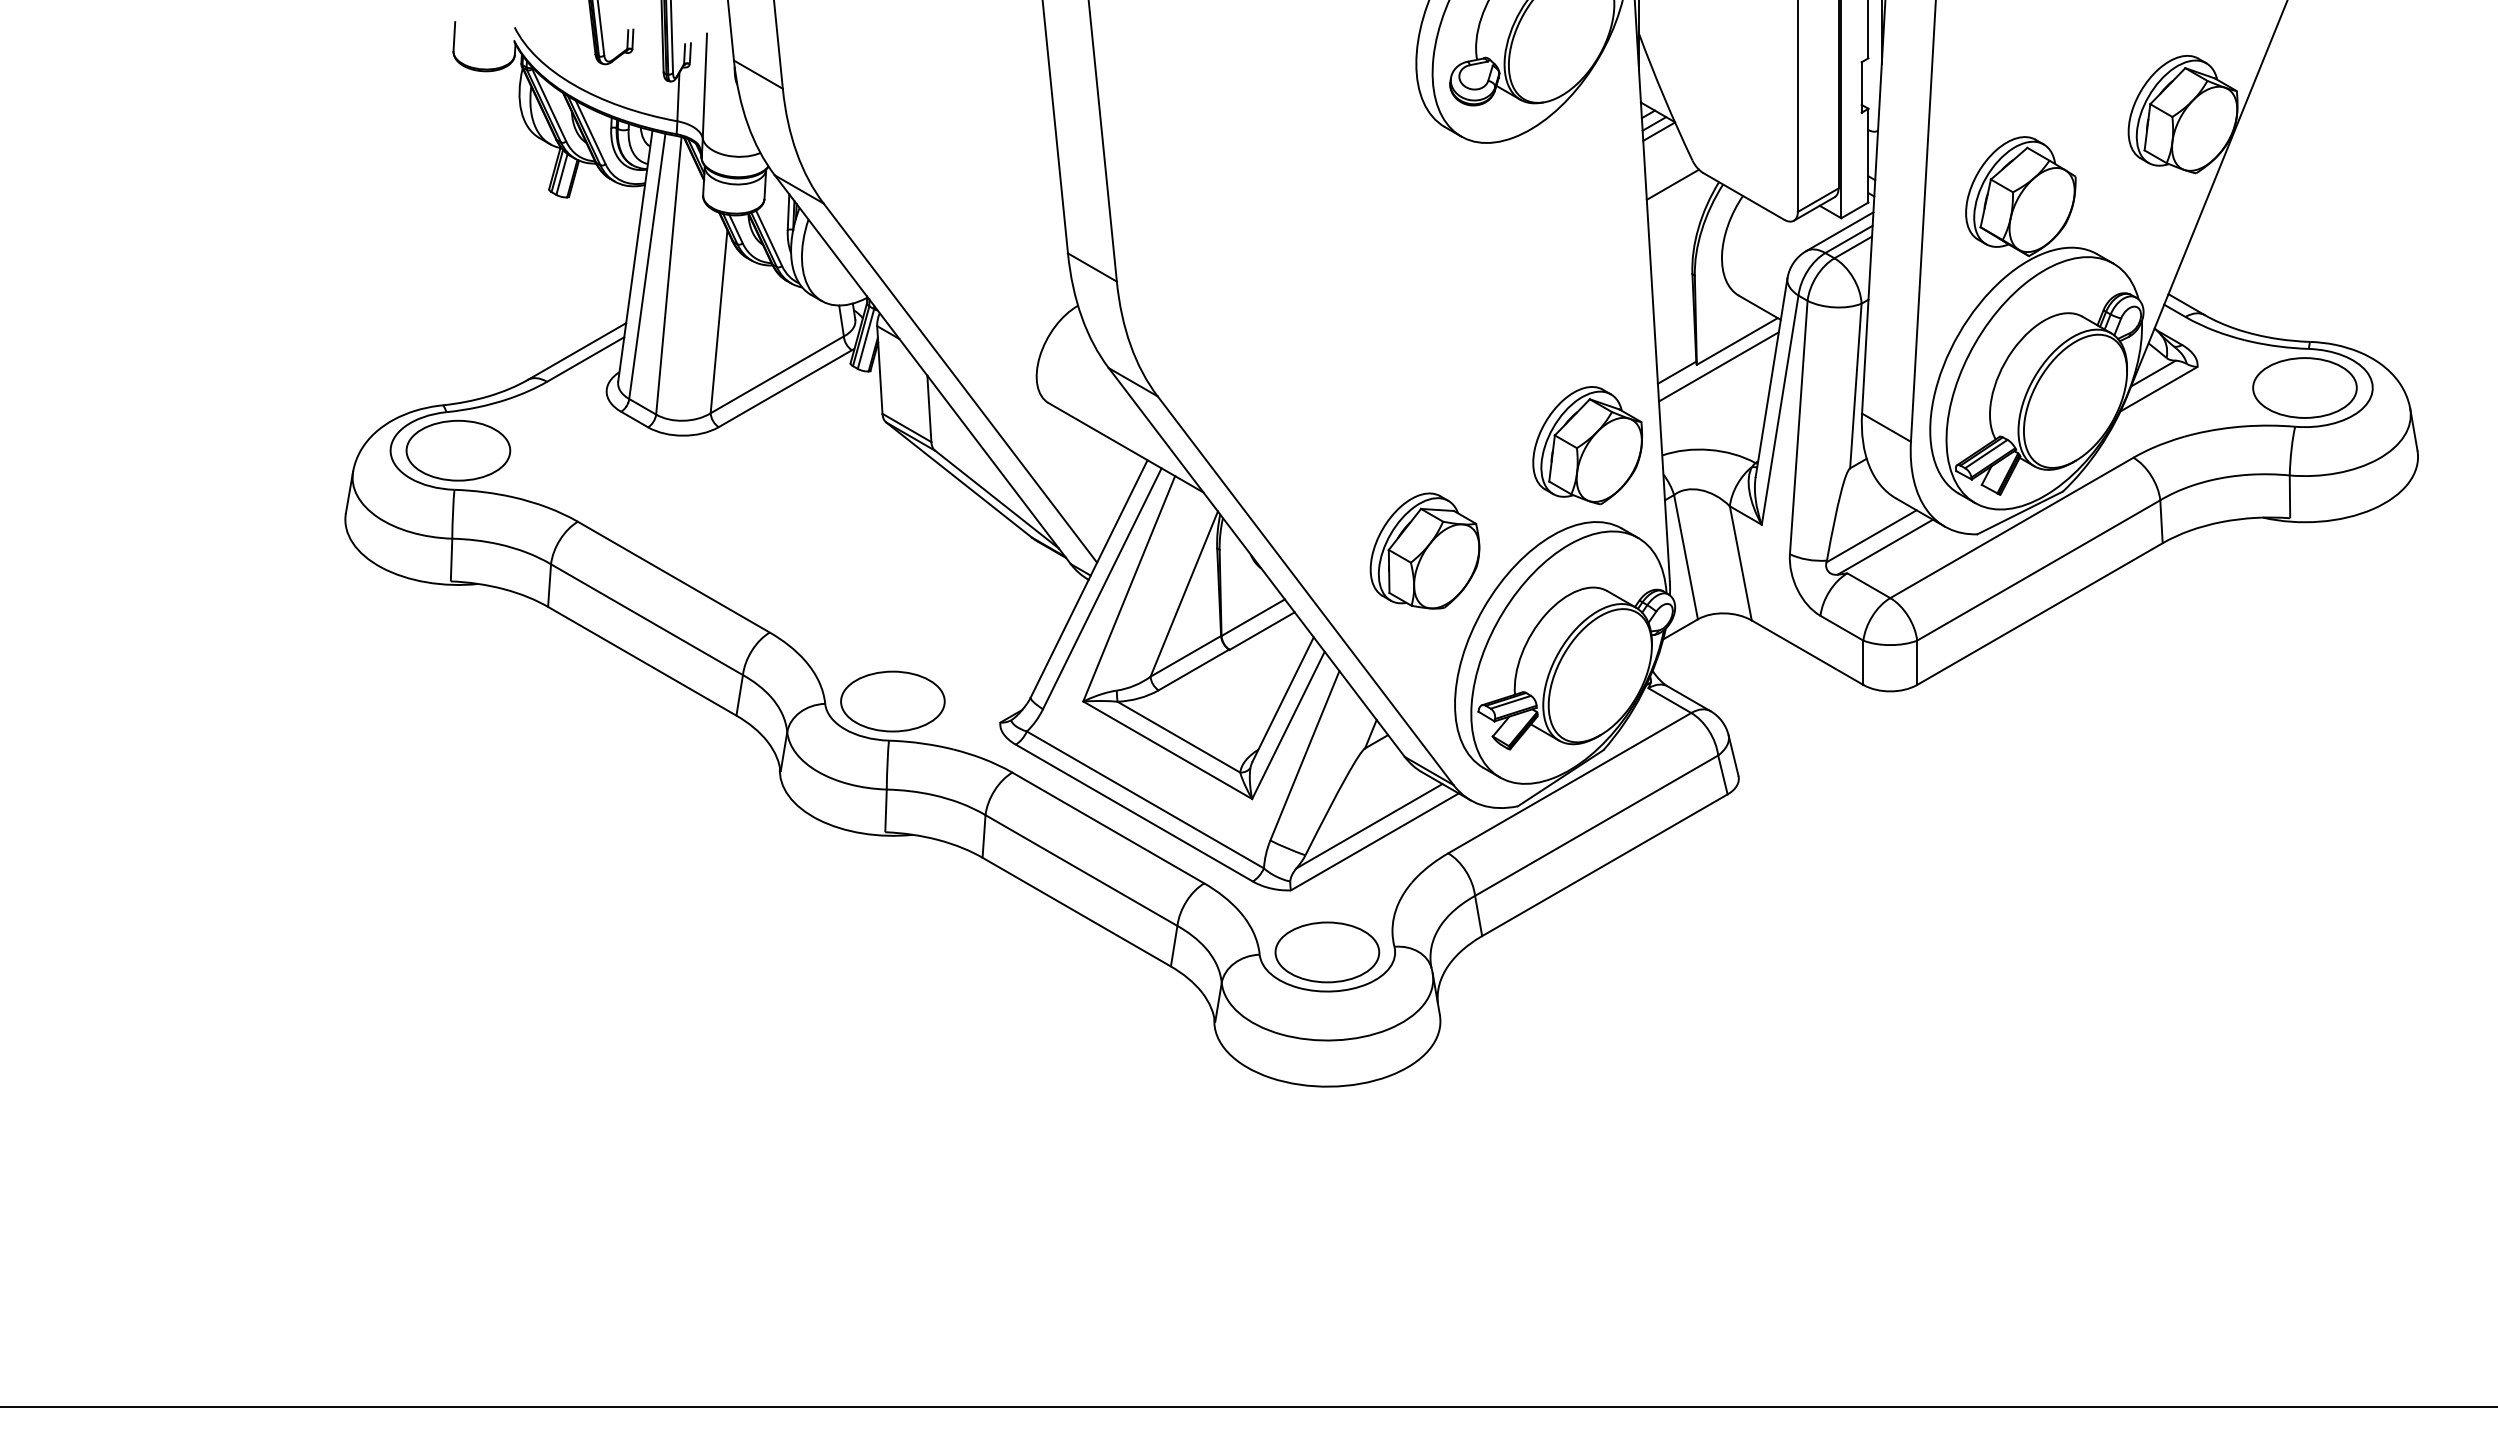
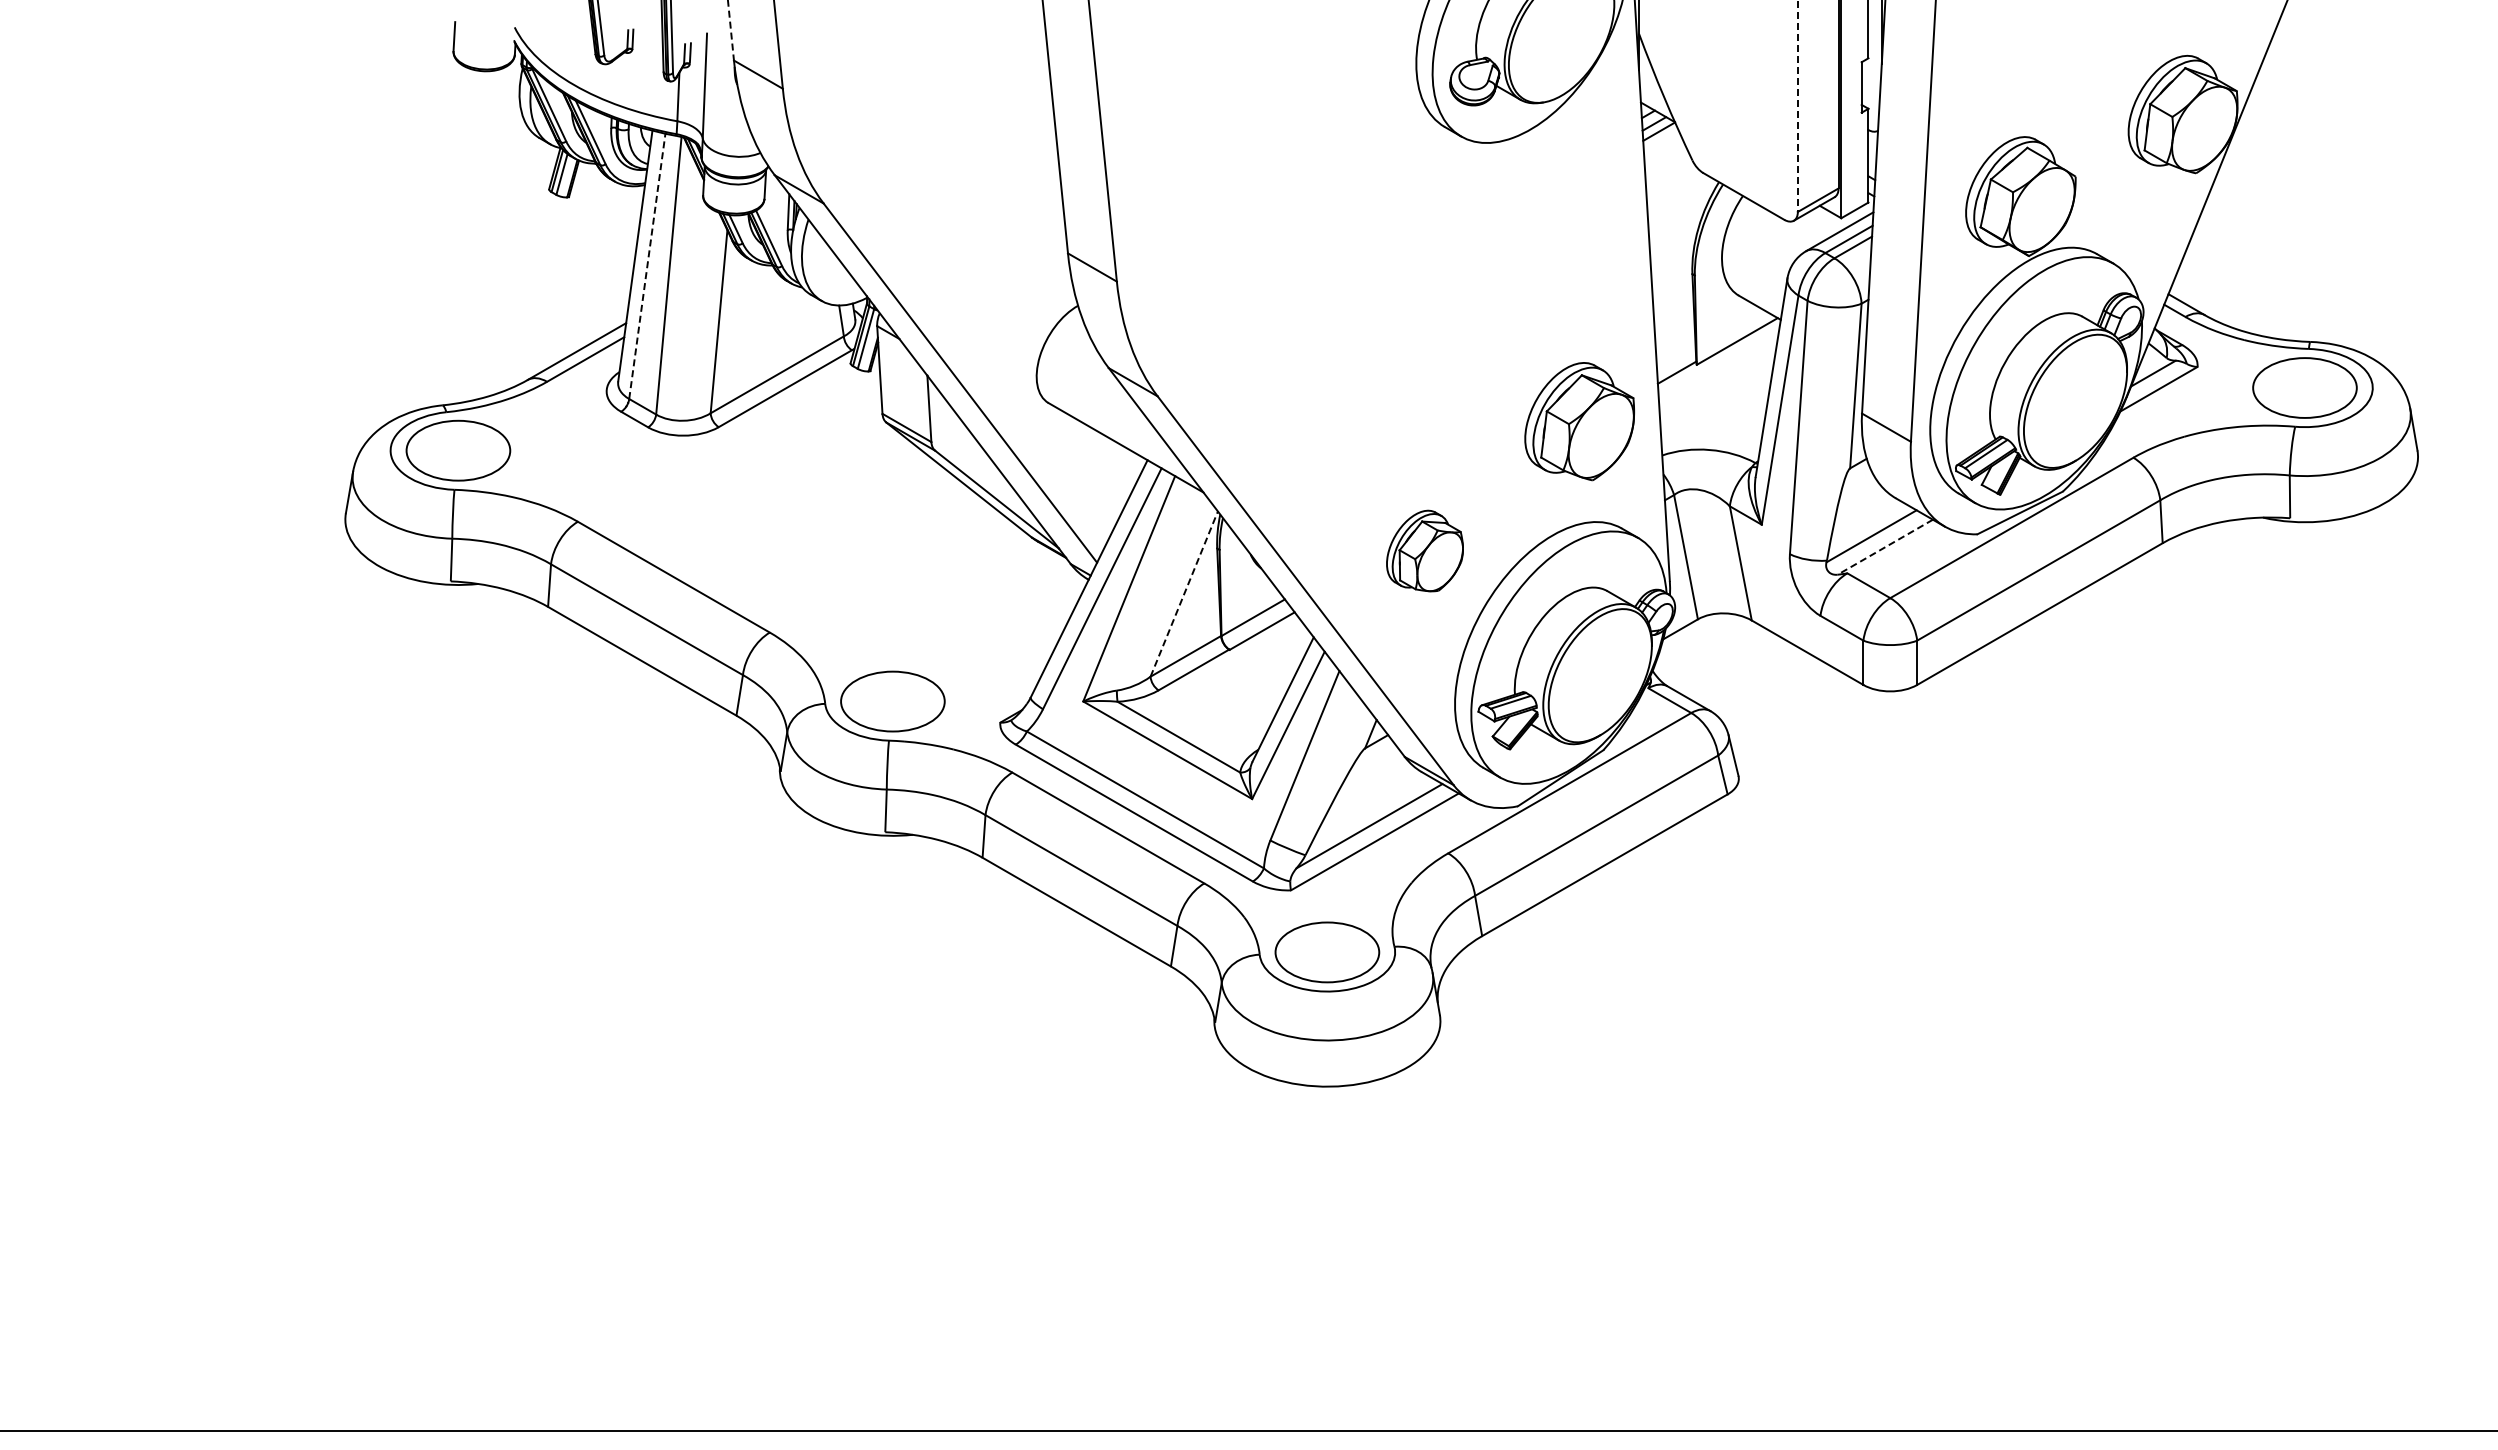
line: solid -> dashed (730, 30)
line: solid -> dashed (1797, 106)
line: present -> none (1672, 184)
line: solid -> dashed (647, 266)
line: present -> none (1718, 366)
part position: (1587, 445) -> (1579, 421) (1579, 421)
line: solid -> dashed (1885, 547)
part size: 112x118 px -> 78x84 px (1424, 550)
line: solid -> dashed (1184, 593)
line position: (1248, 1406) -> (1248, 1430) (1248, 1430)
